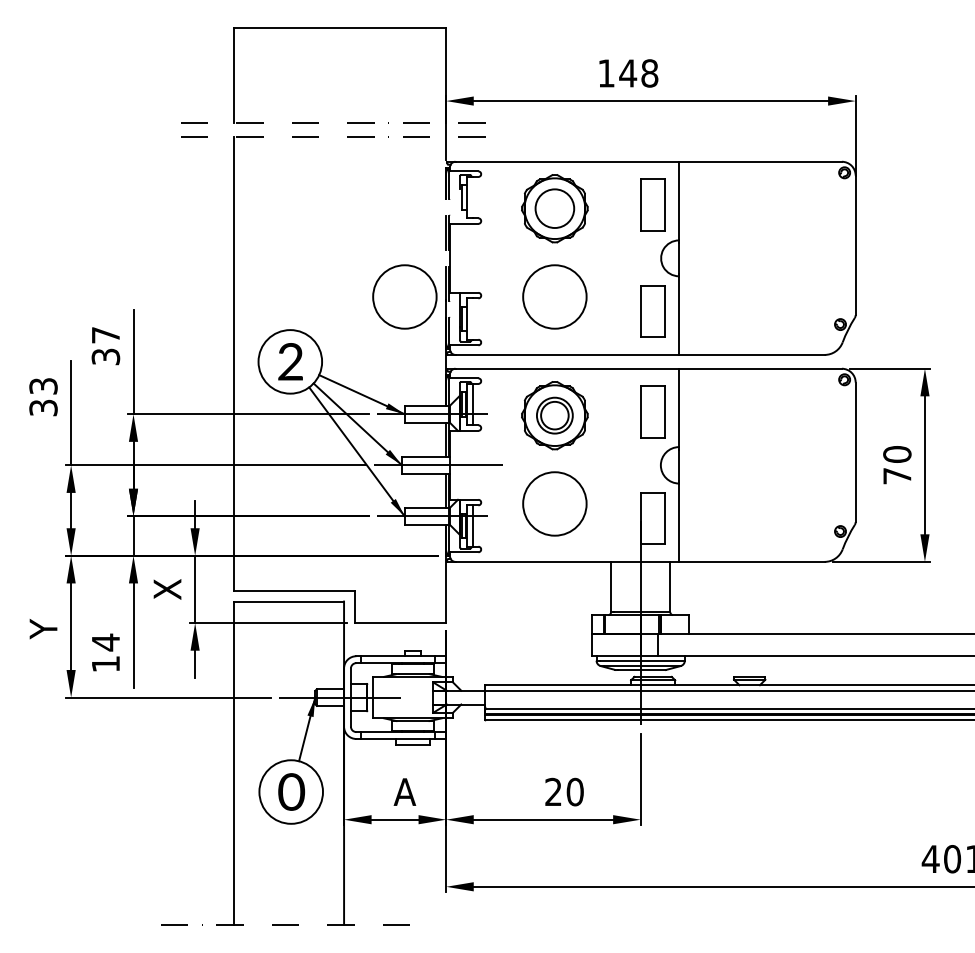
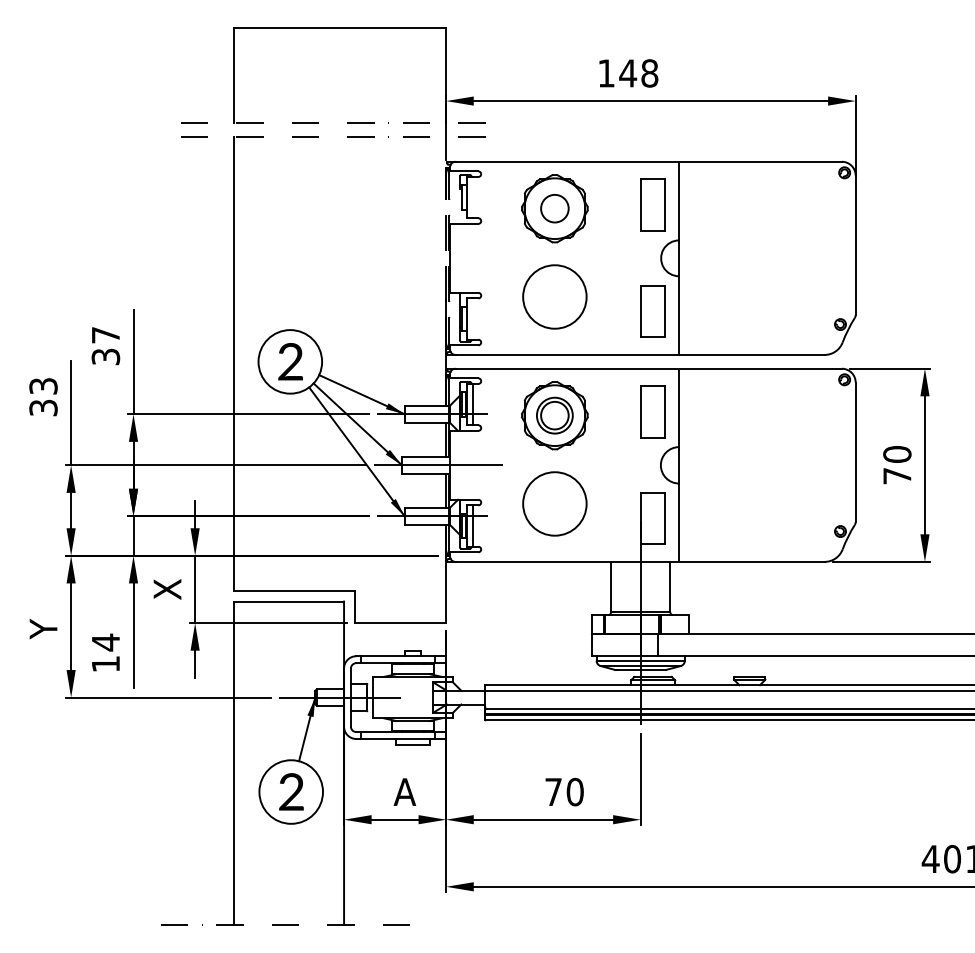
circle diameter: 39 px -> 28 px (554, 208)
circle: present -> none (404, 296)
text: 0 -> 2 (291, 791)
text: 20 -> 70 (553, 791)
